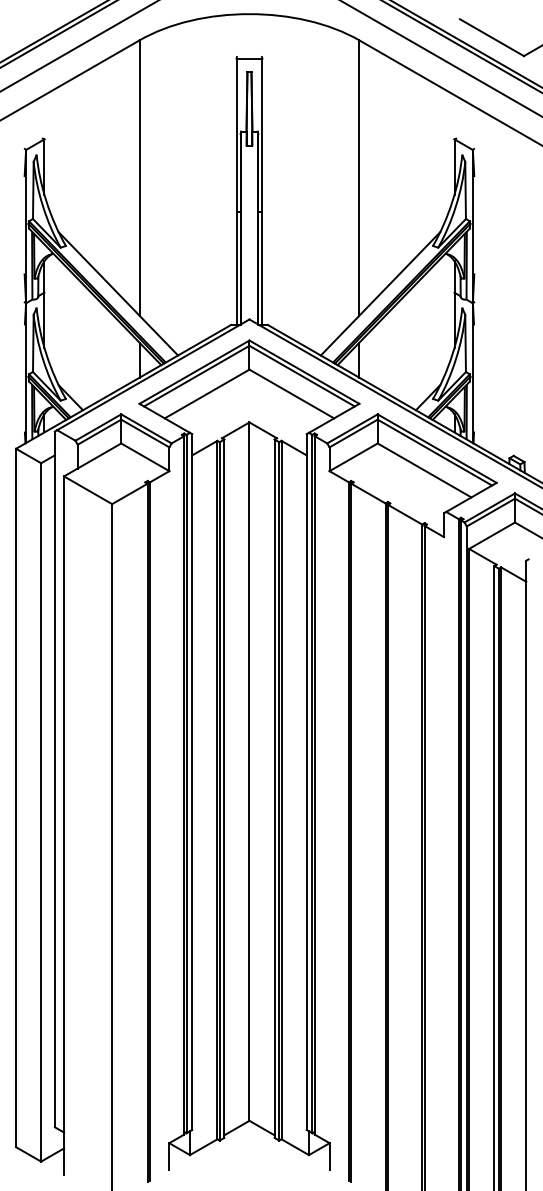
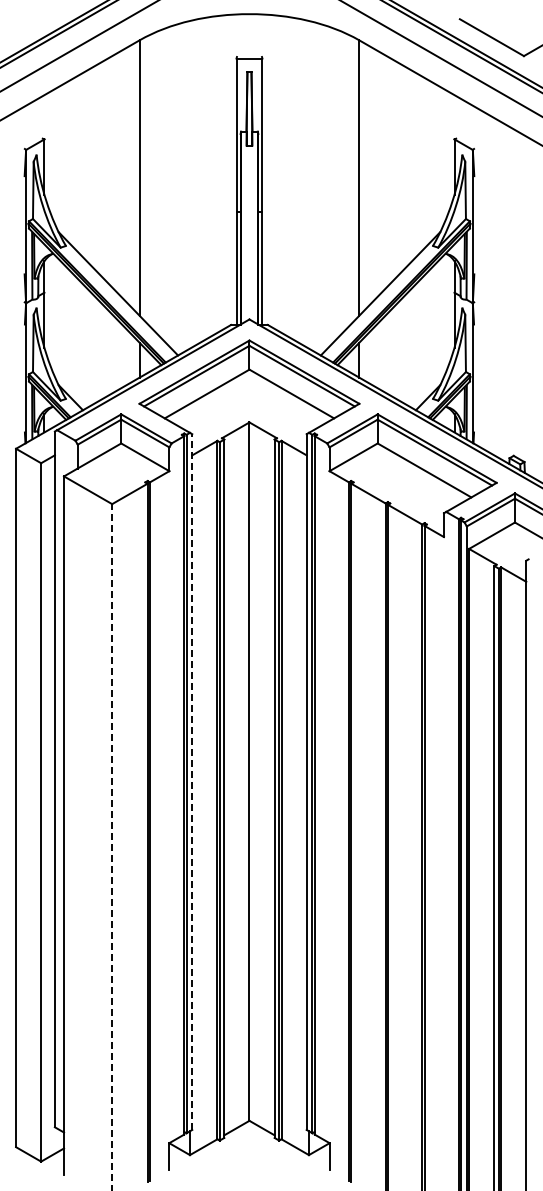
line: solid -> dashed (192, 782)
line: solid -> dashed (112, 846)
